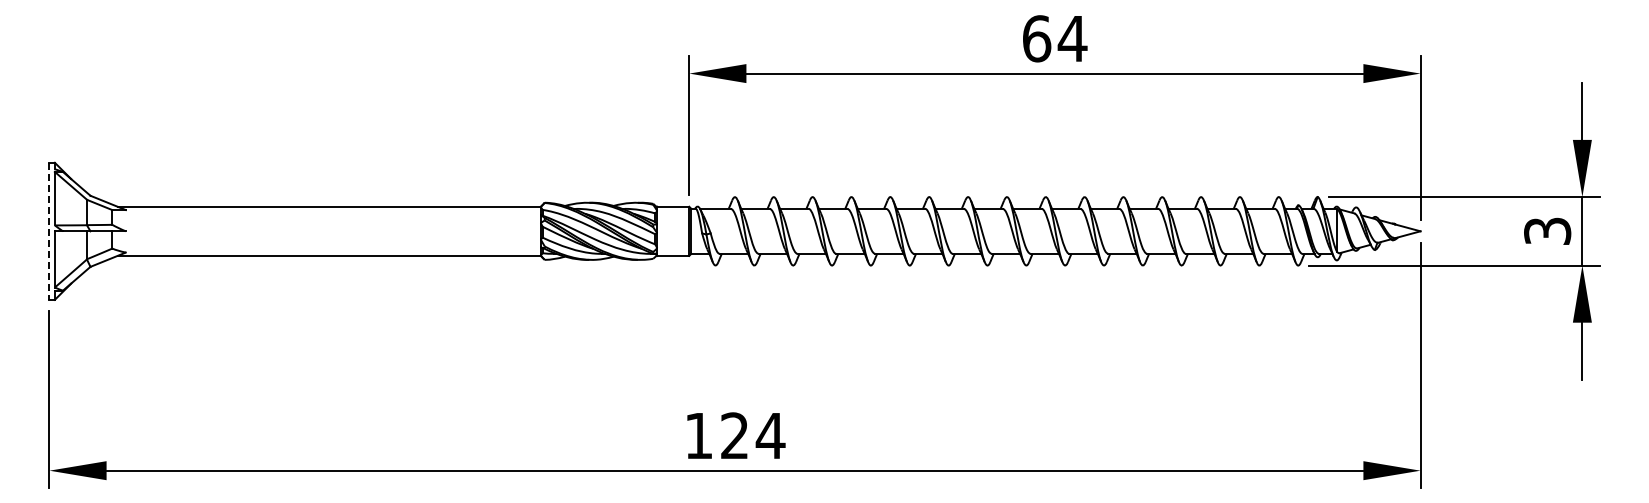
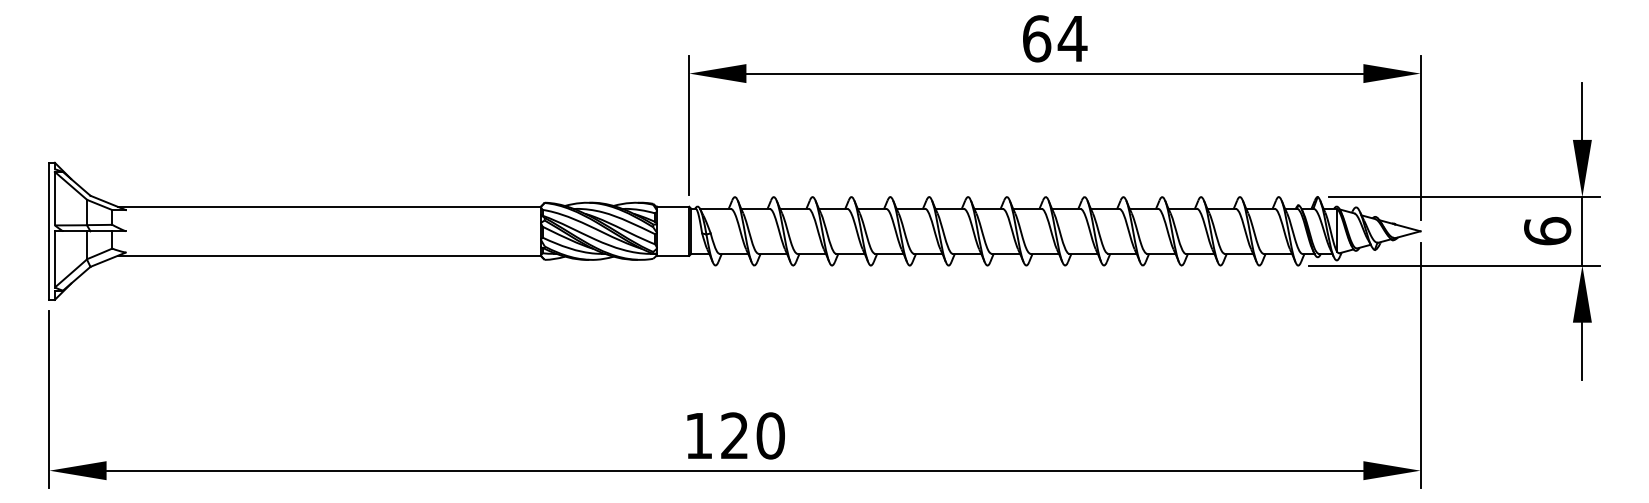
line: dashed -> solid (49, 231)
text: 3 -> 6 (1547, 231)
text: 124 -> 120 (770, 435)
